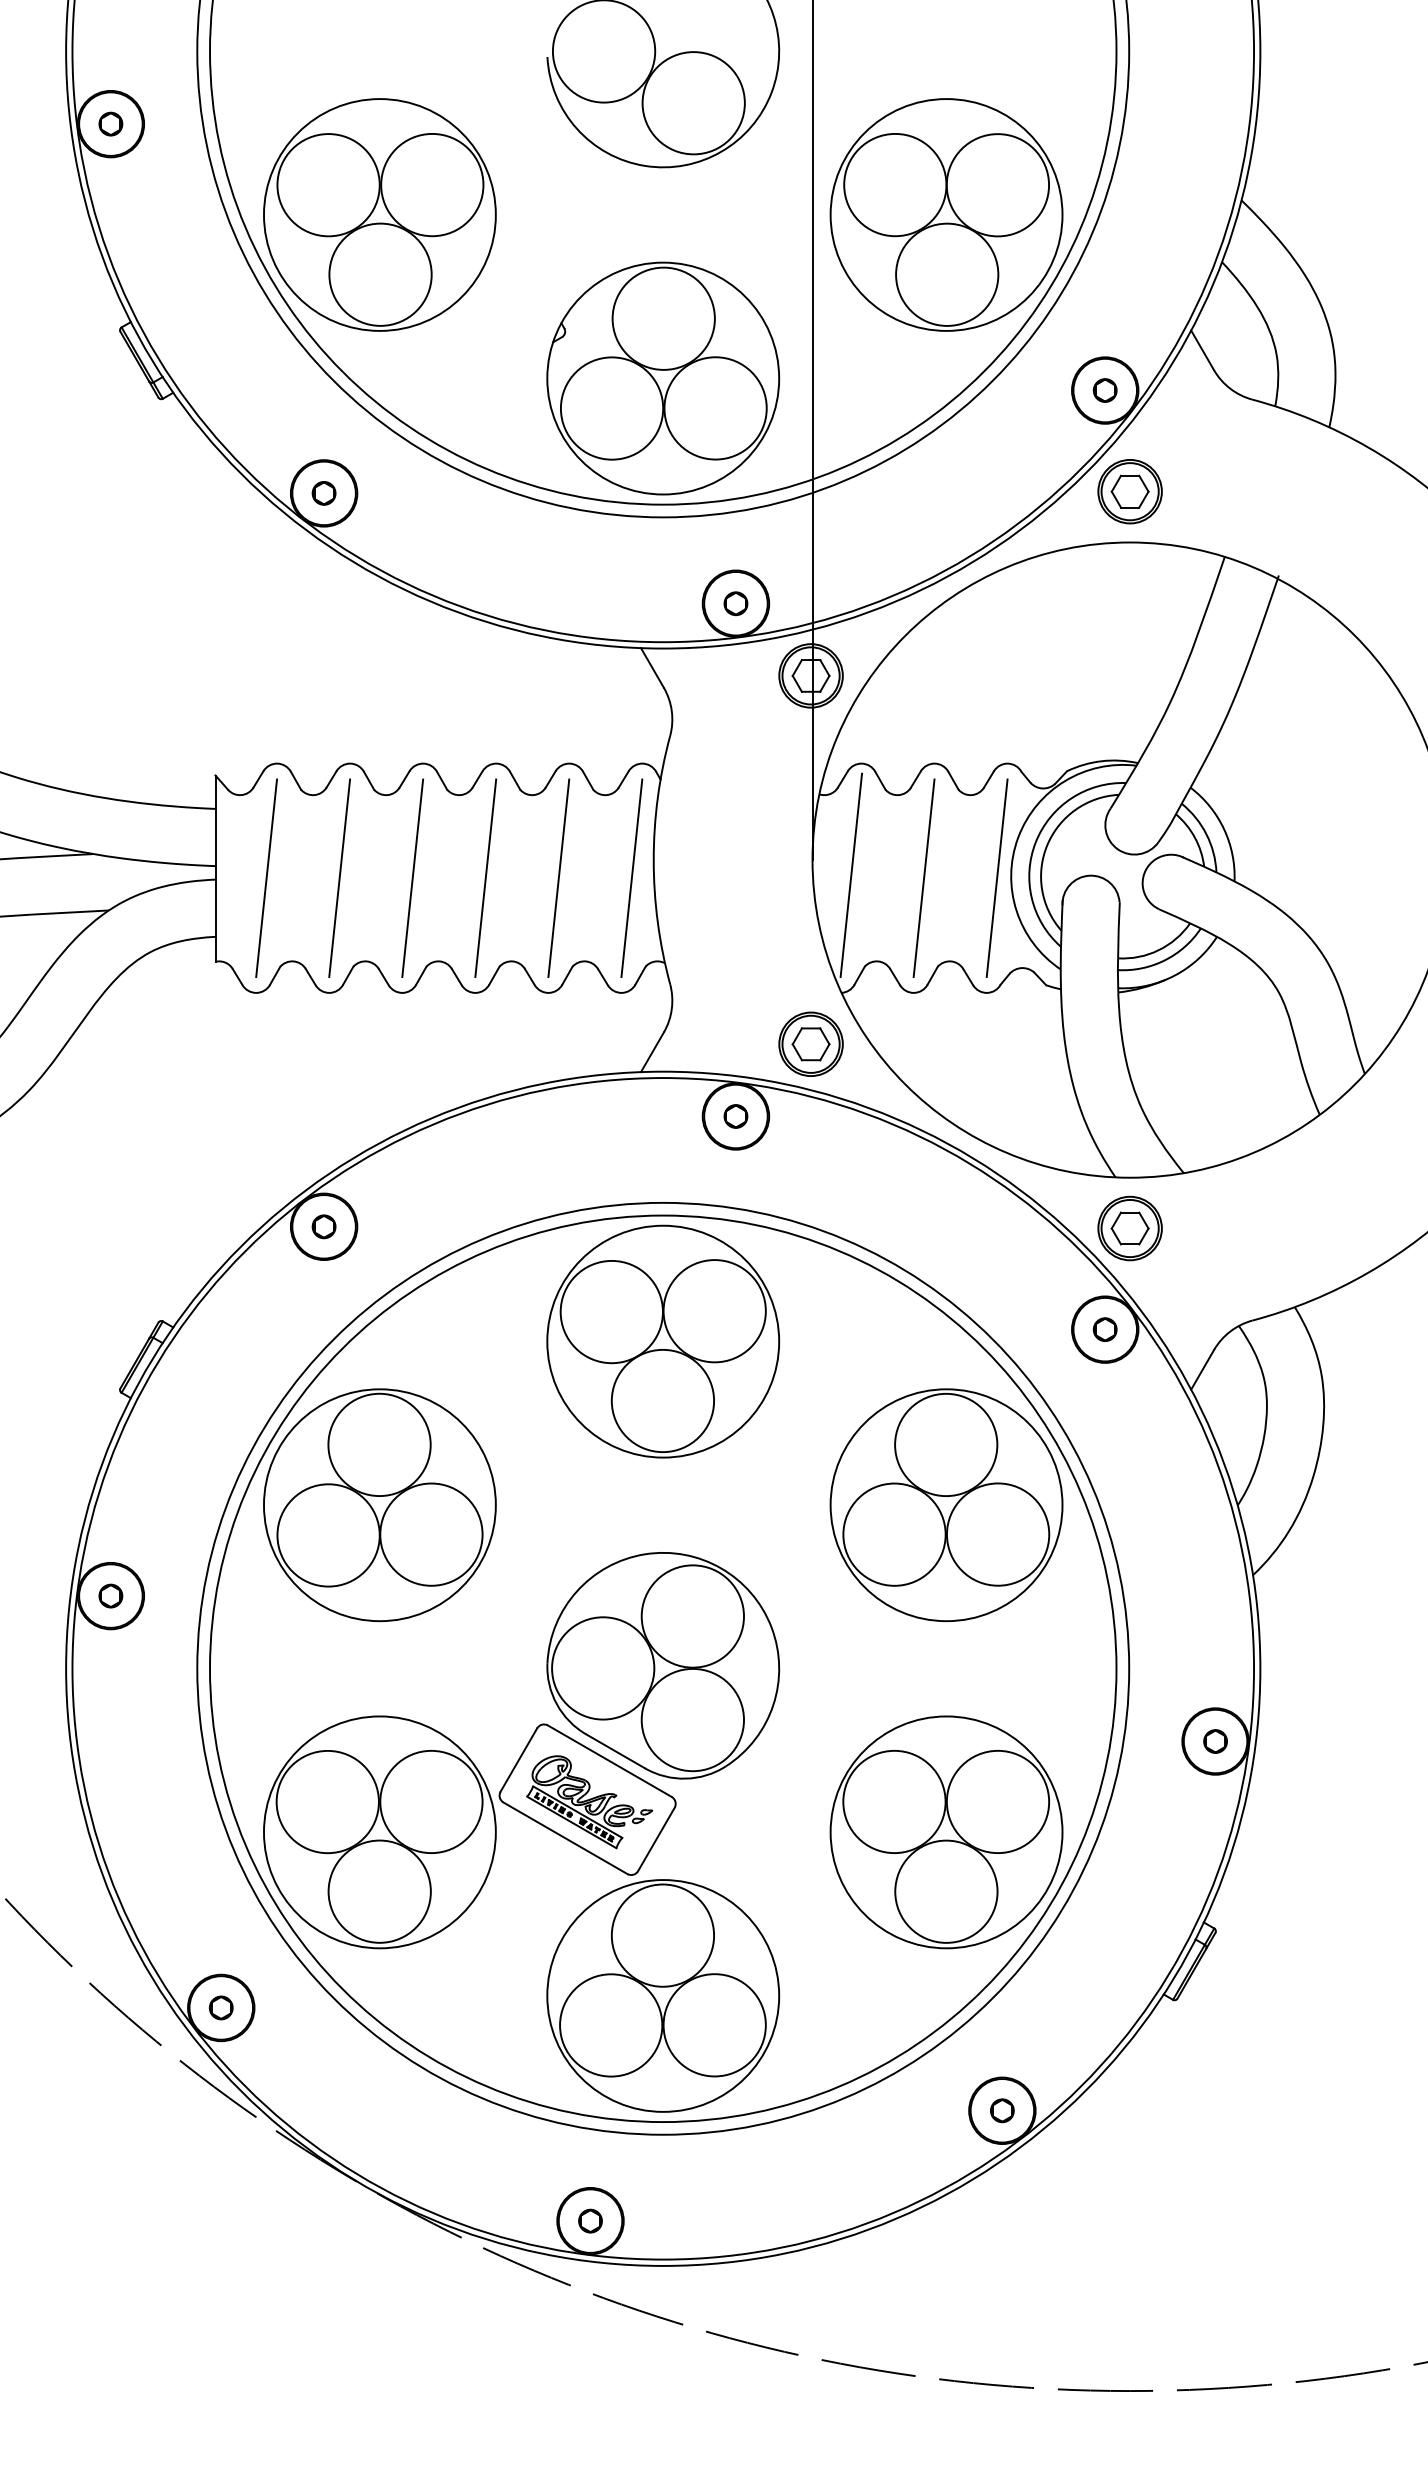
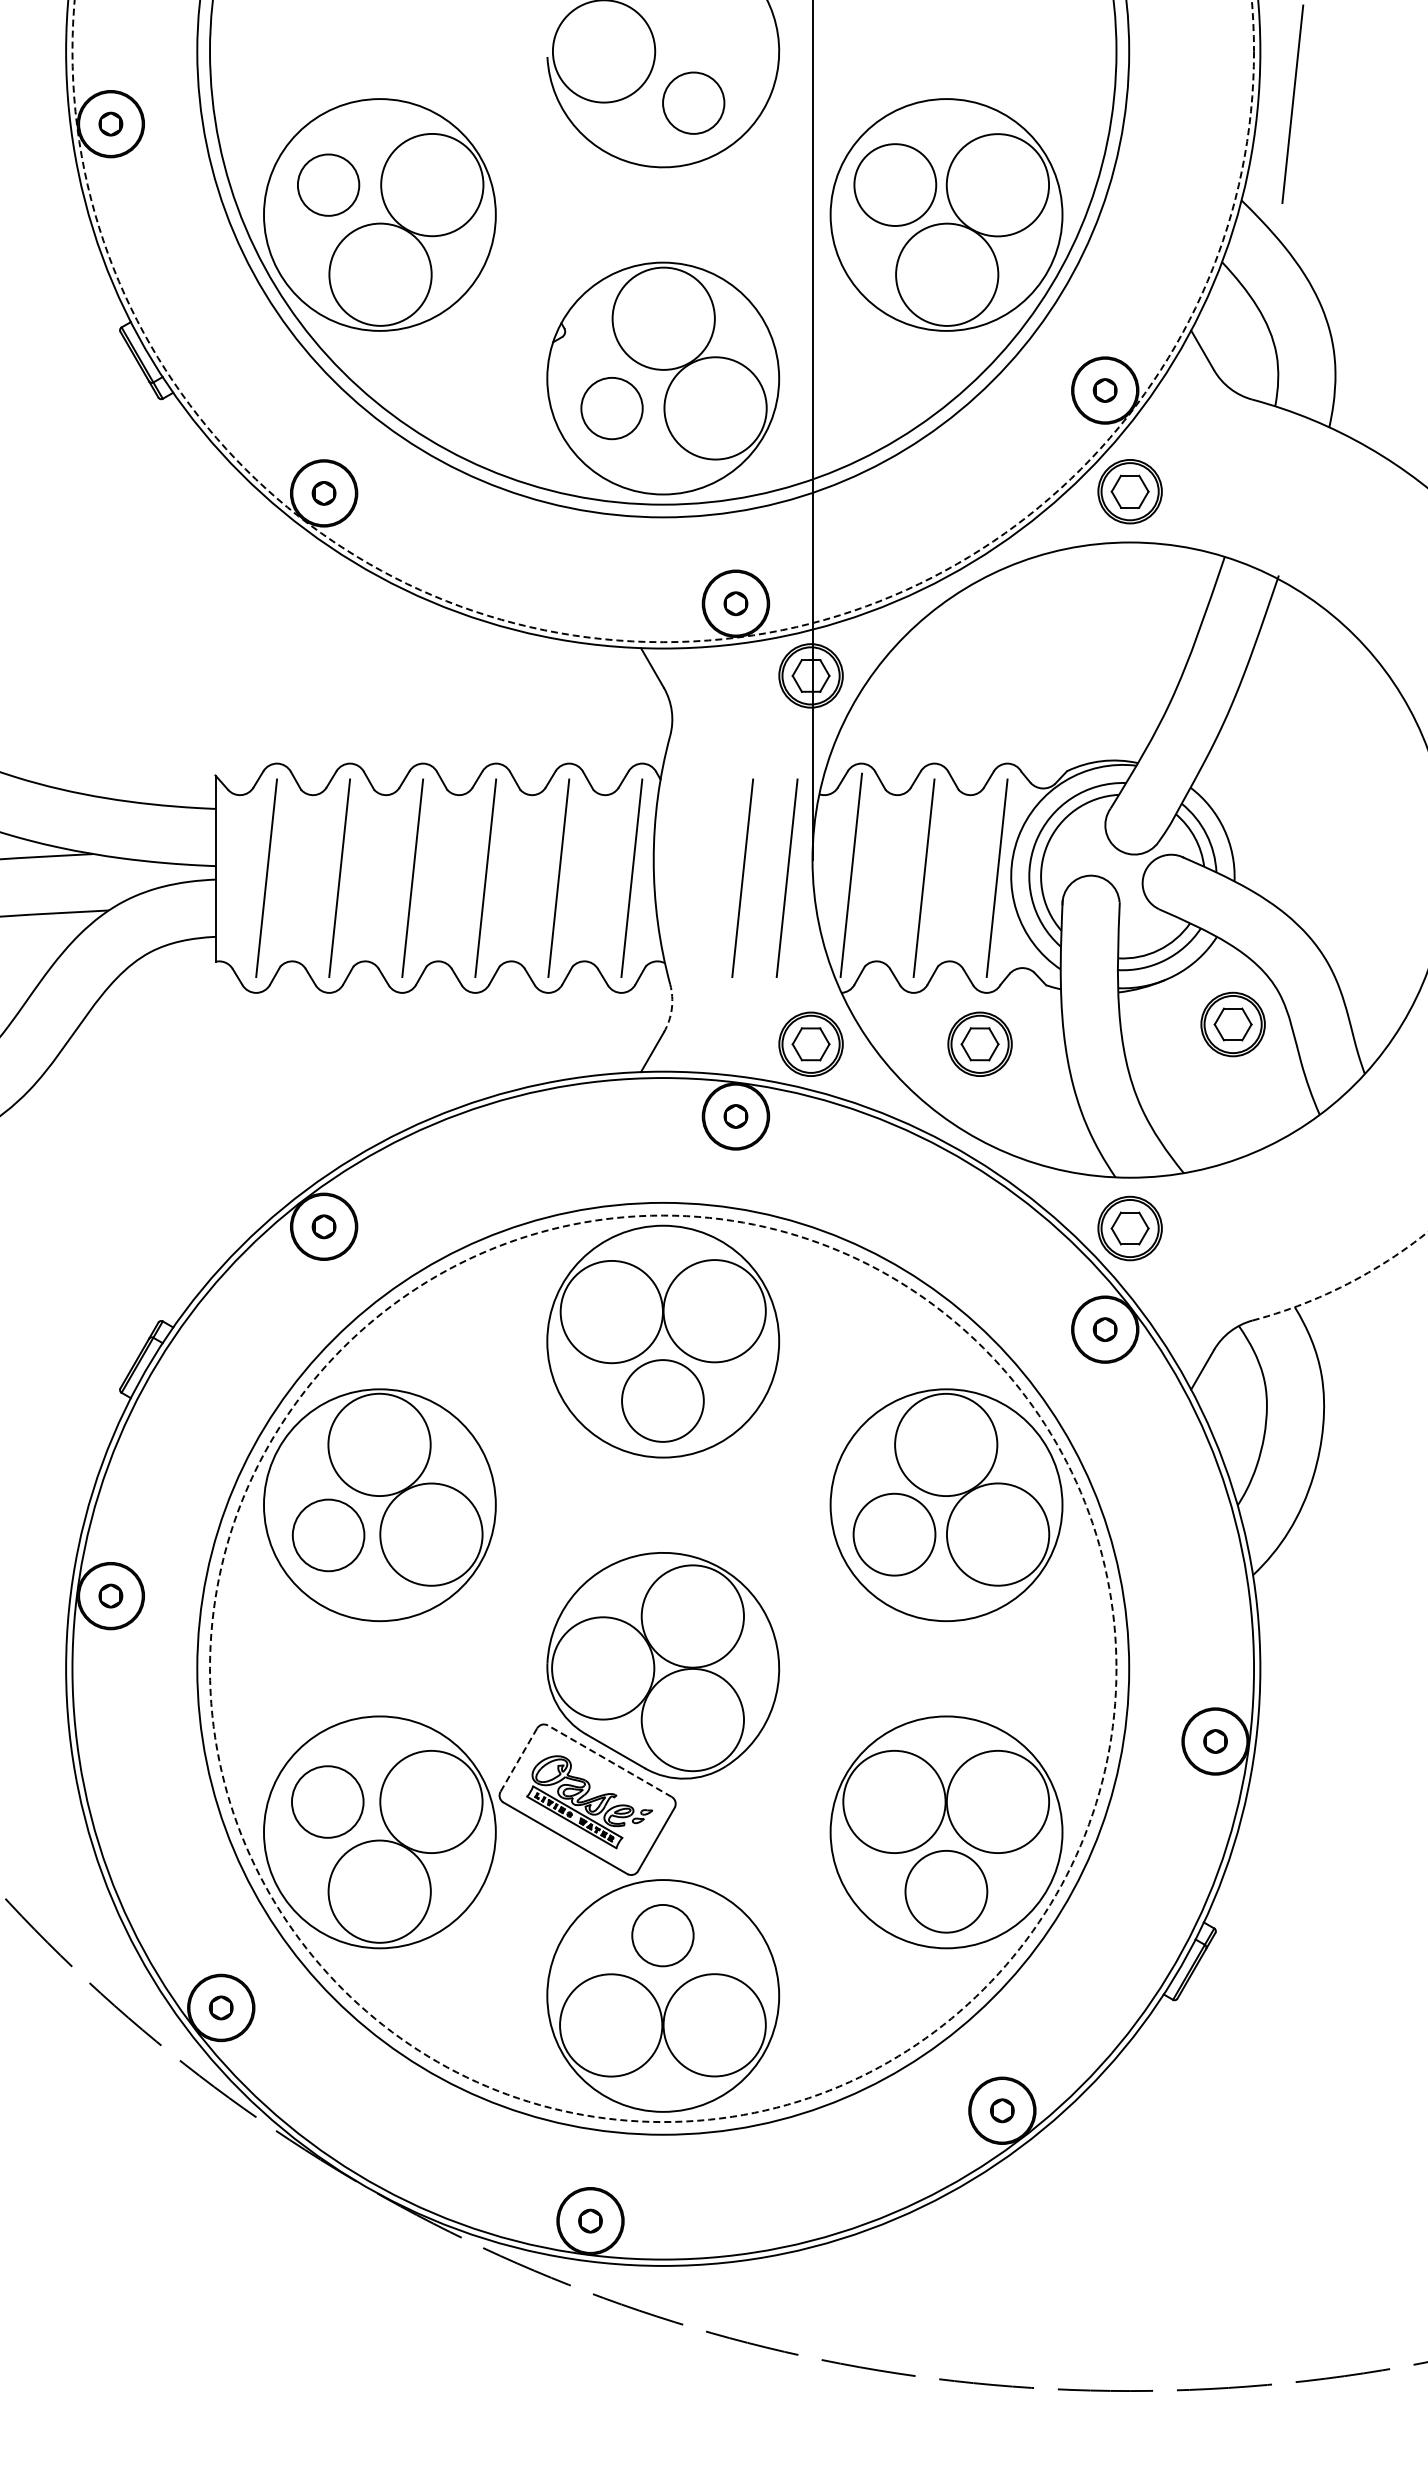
circle diameter: 102 px -> 61 px (693, 102)
line: none -> present (1292, 103)
circle diameter: 102 px -> 82 px (895, 184)
circle diameter: 102 px -> 61 px (328, 184)
circle: solid -> dashed (663, 321)
circle diameter: 102 px -> 61 px (611, 408)
line: none -> present (742, 877)
line: none -> present (786, 877)
arc: solid -> dashed (671, 1009)
part: none -> present (1232, 1024)
part: none -> present (979, 1043)
arc: solid -> dashed (1345, 1285)
circle diameter: 102 px -> 82 px (662, 1400)
circle diameter: 102 px -> 82 px (894, 1534)
circle diameter: 102 px -> 72 px (328, 1535)
circle: solid -> dashed (663, 1668)
line: solid -> dashed (518, 1760)
line: solid -> dashed (609, 1760)
circle diameter: 102 px -> 72 px (327, 1801)
circle diameter: 102 px -> 82 px (946, 1891)
circle diameter: 102 px -> 61 px (662, 1935)
